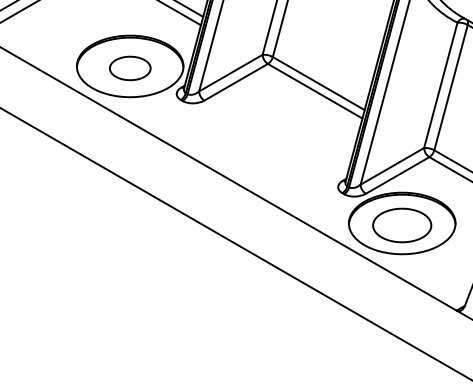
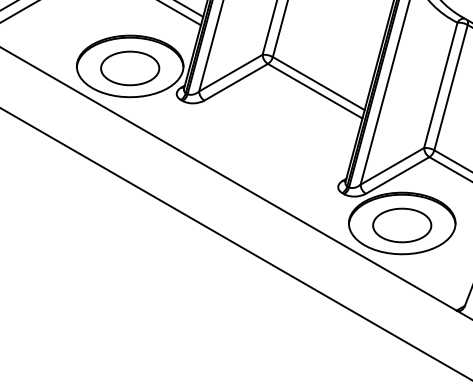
part size: 43x27 px -> 61x37 px (130, 68)
